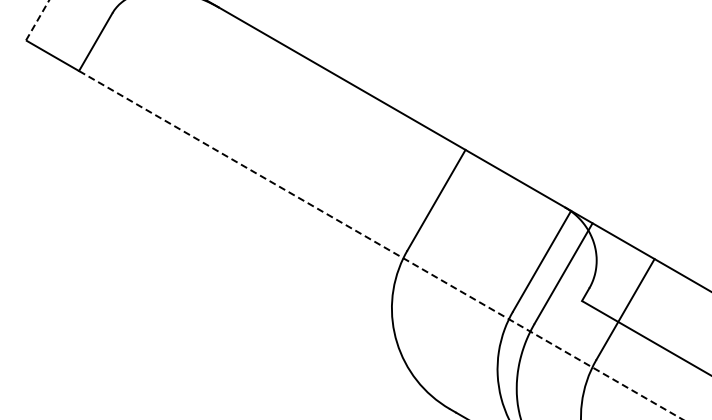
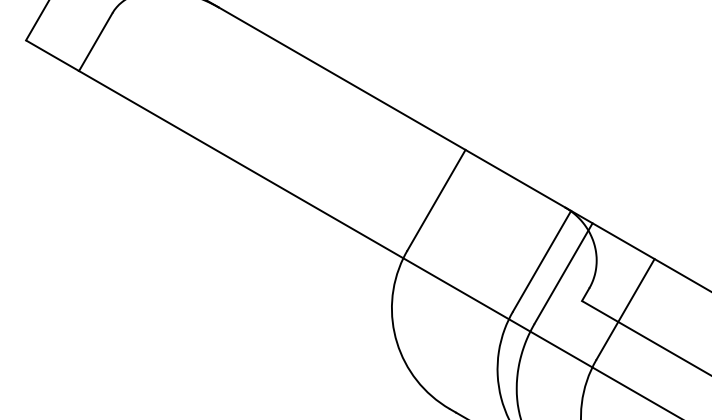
line: dashed -> solid (37, 20)
line: dashed -> solid (381, 245)
